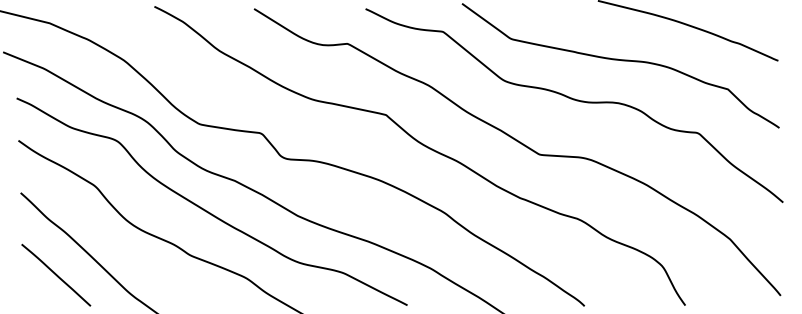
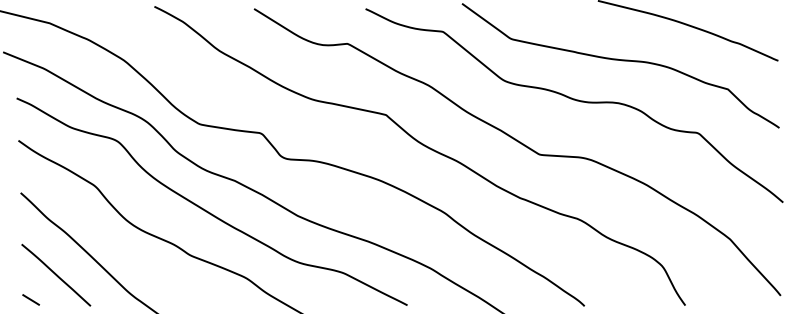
line: none -> present (30, 299)
